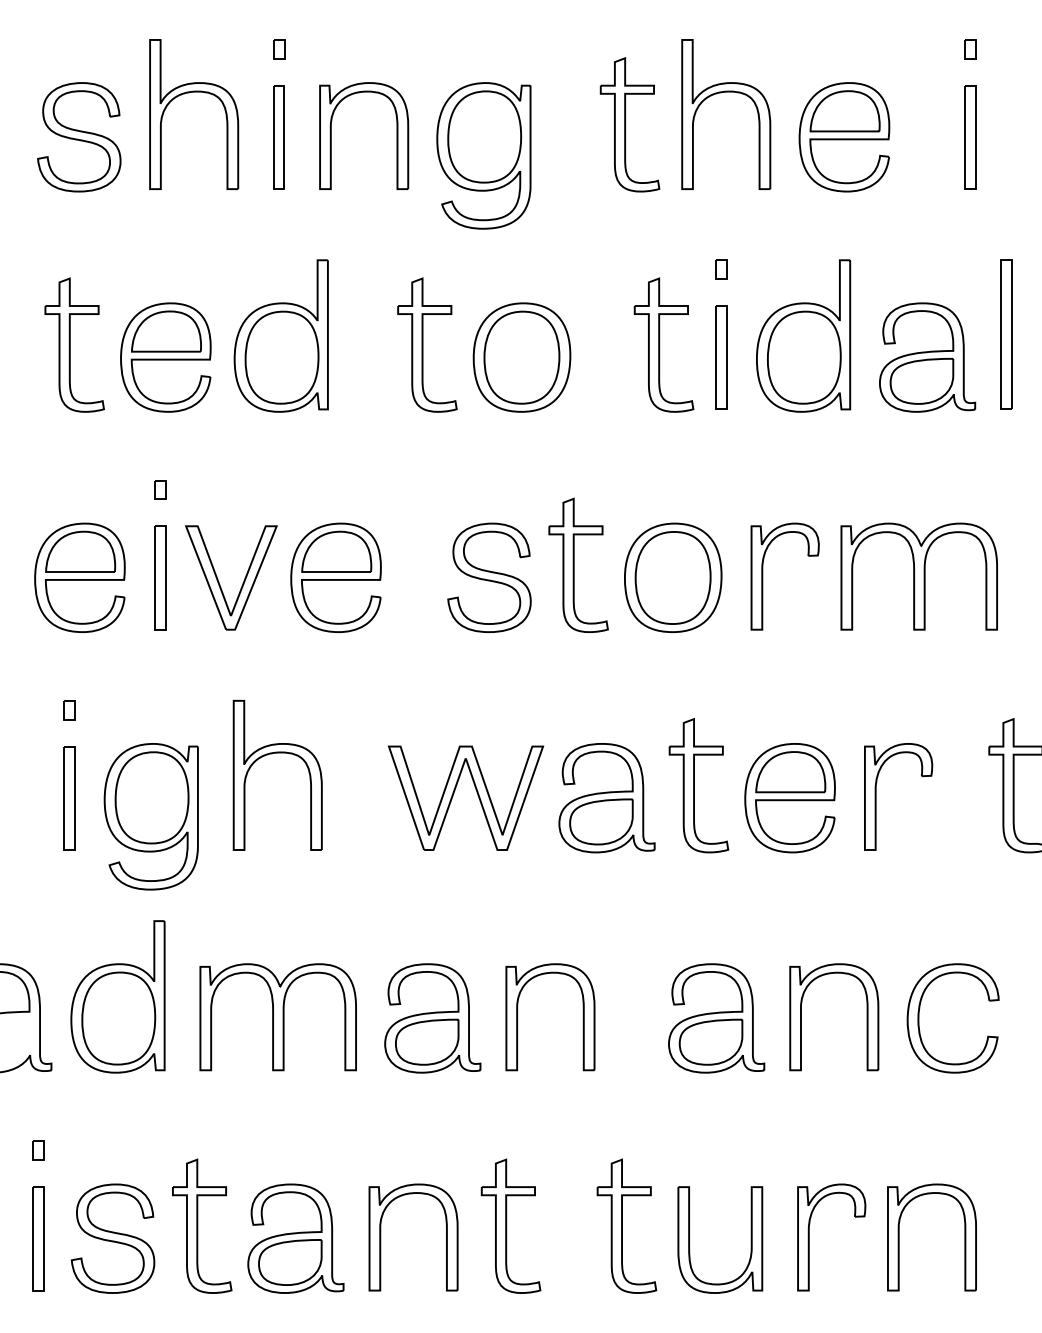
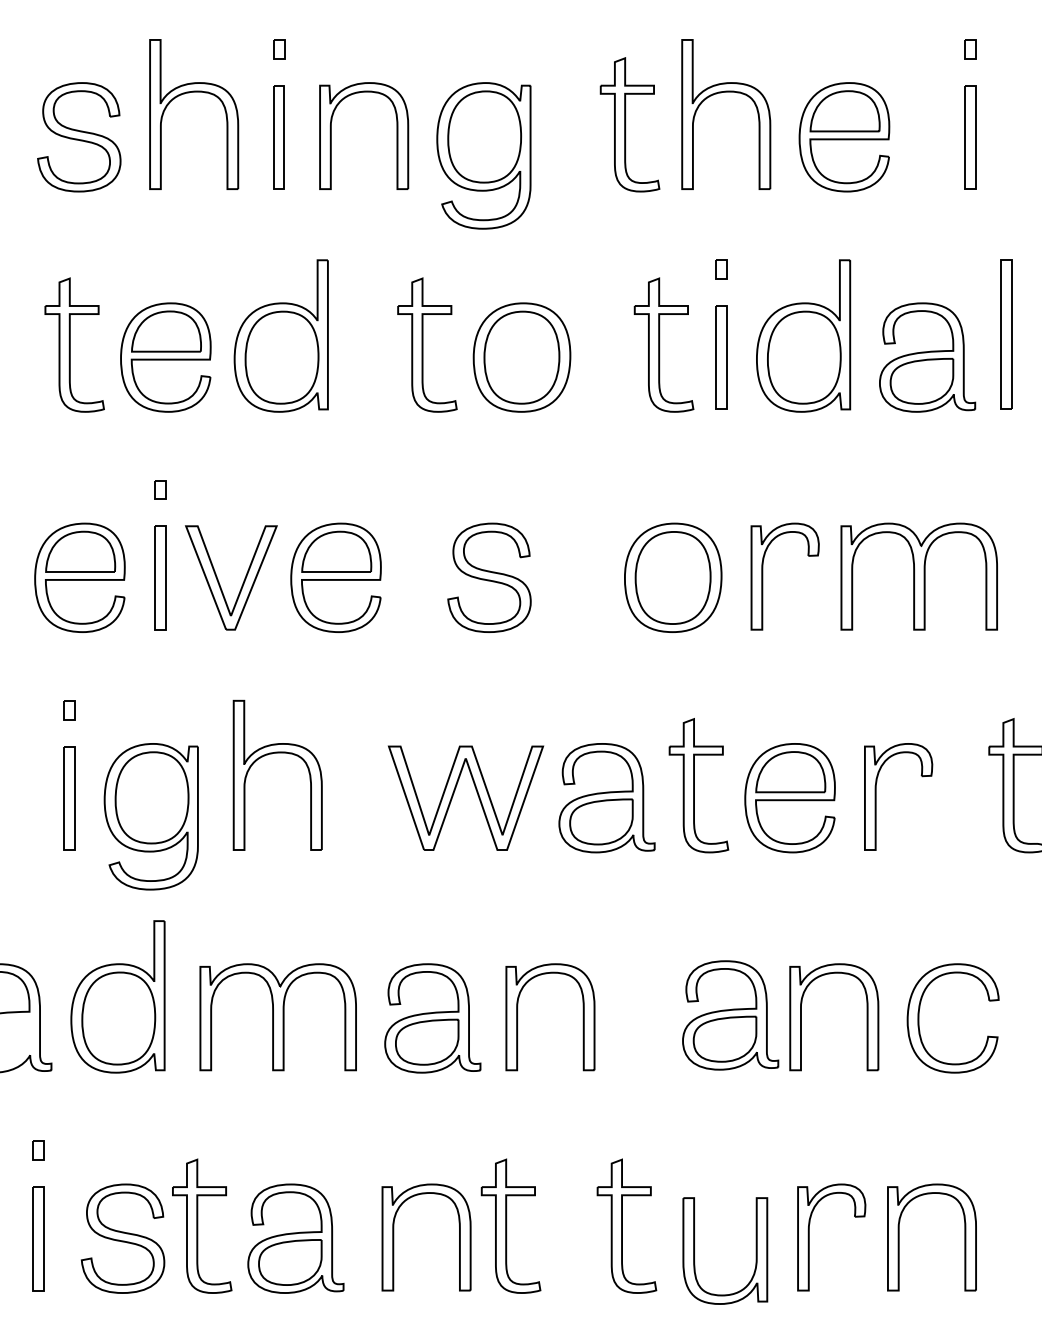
part: present -> none (578, 564)
part position: (716, 1018) -> (730, 1015) (730, 1015)
part position: (381, 1237) -> (394, 1237) (394, 1237)
part position: (112, 1238) -> (122, 1238) (122, 1238)
part position: (750, 1239) -> (755, 1250) (755, 1250)
